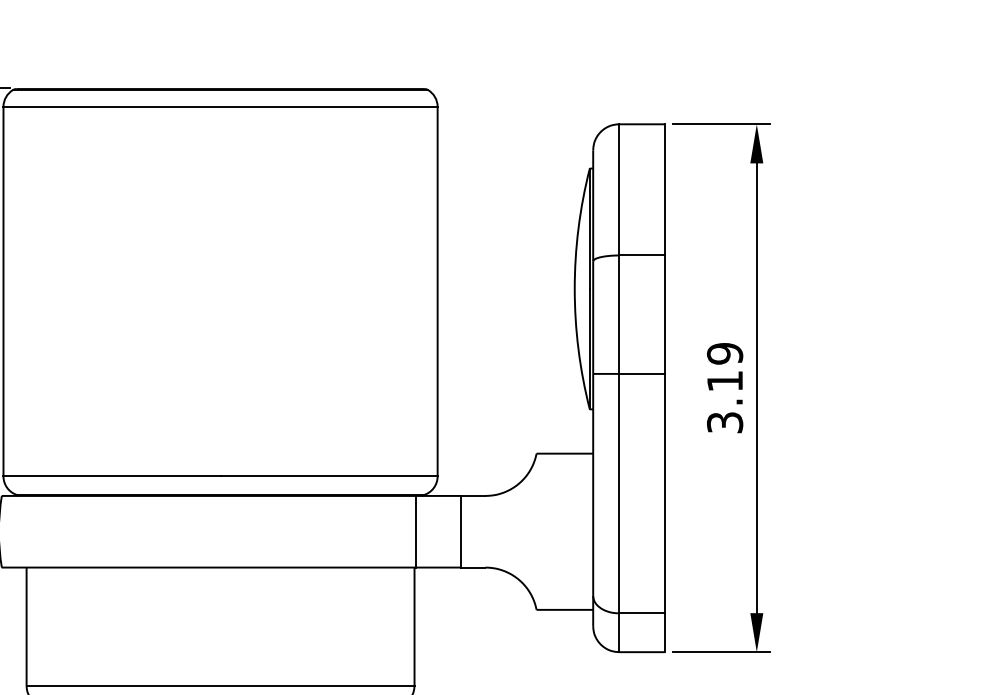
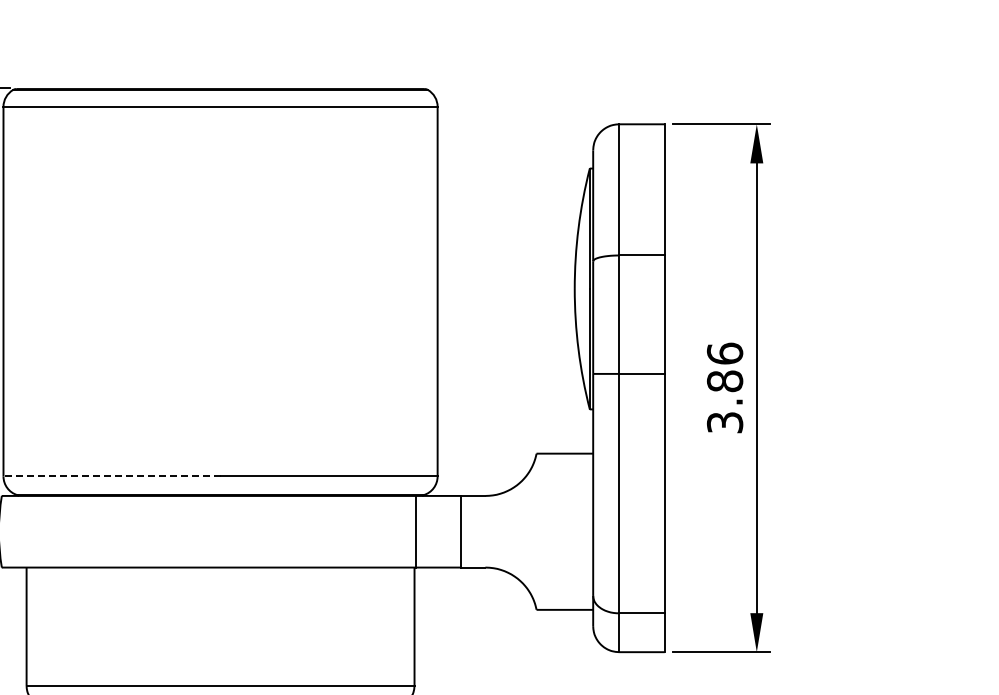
text: 3.19 -> 3.86 (724, 367)
line: solid -> dashed (112, 476)
